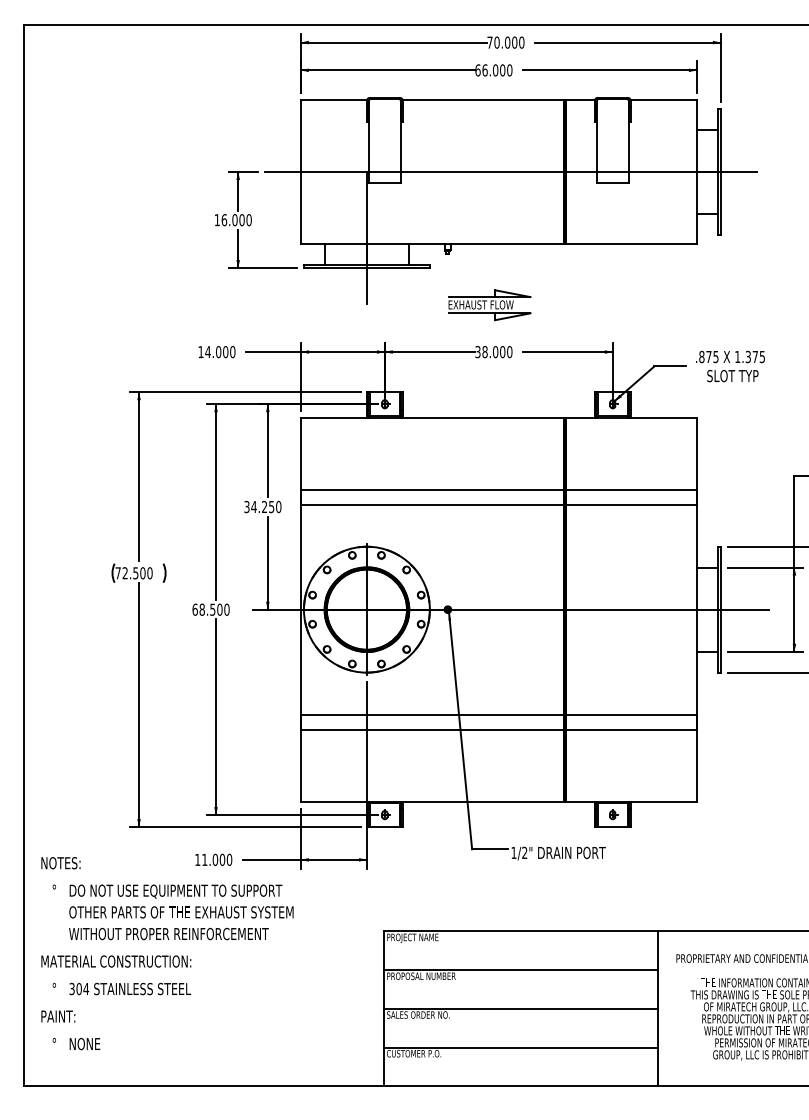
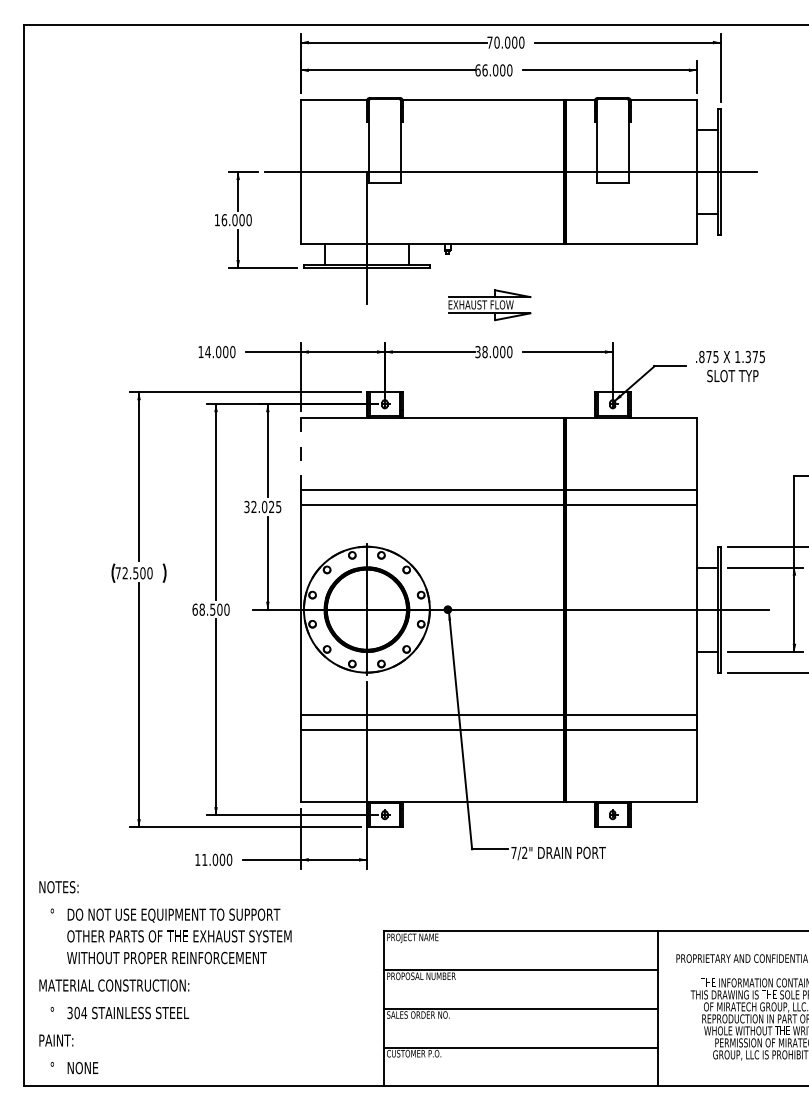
line: solid -> dashed (300, 453)
text: 34.250 -> 32.025 (266, 506)
text: 1/2" -> 7/2" (513, 852)
text position: (167, 953) -> (165, 977) (165, 977)
